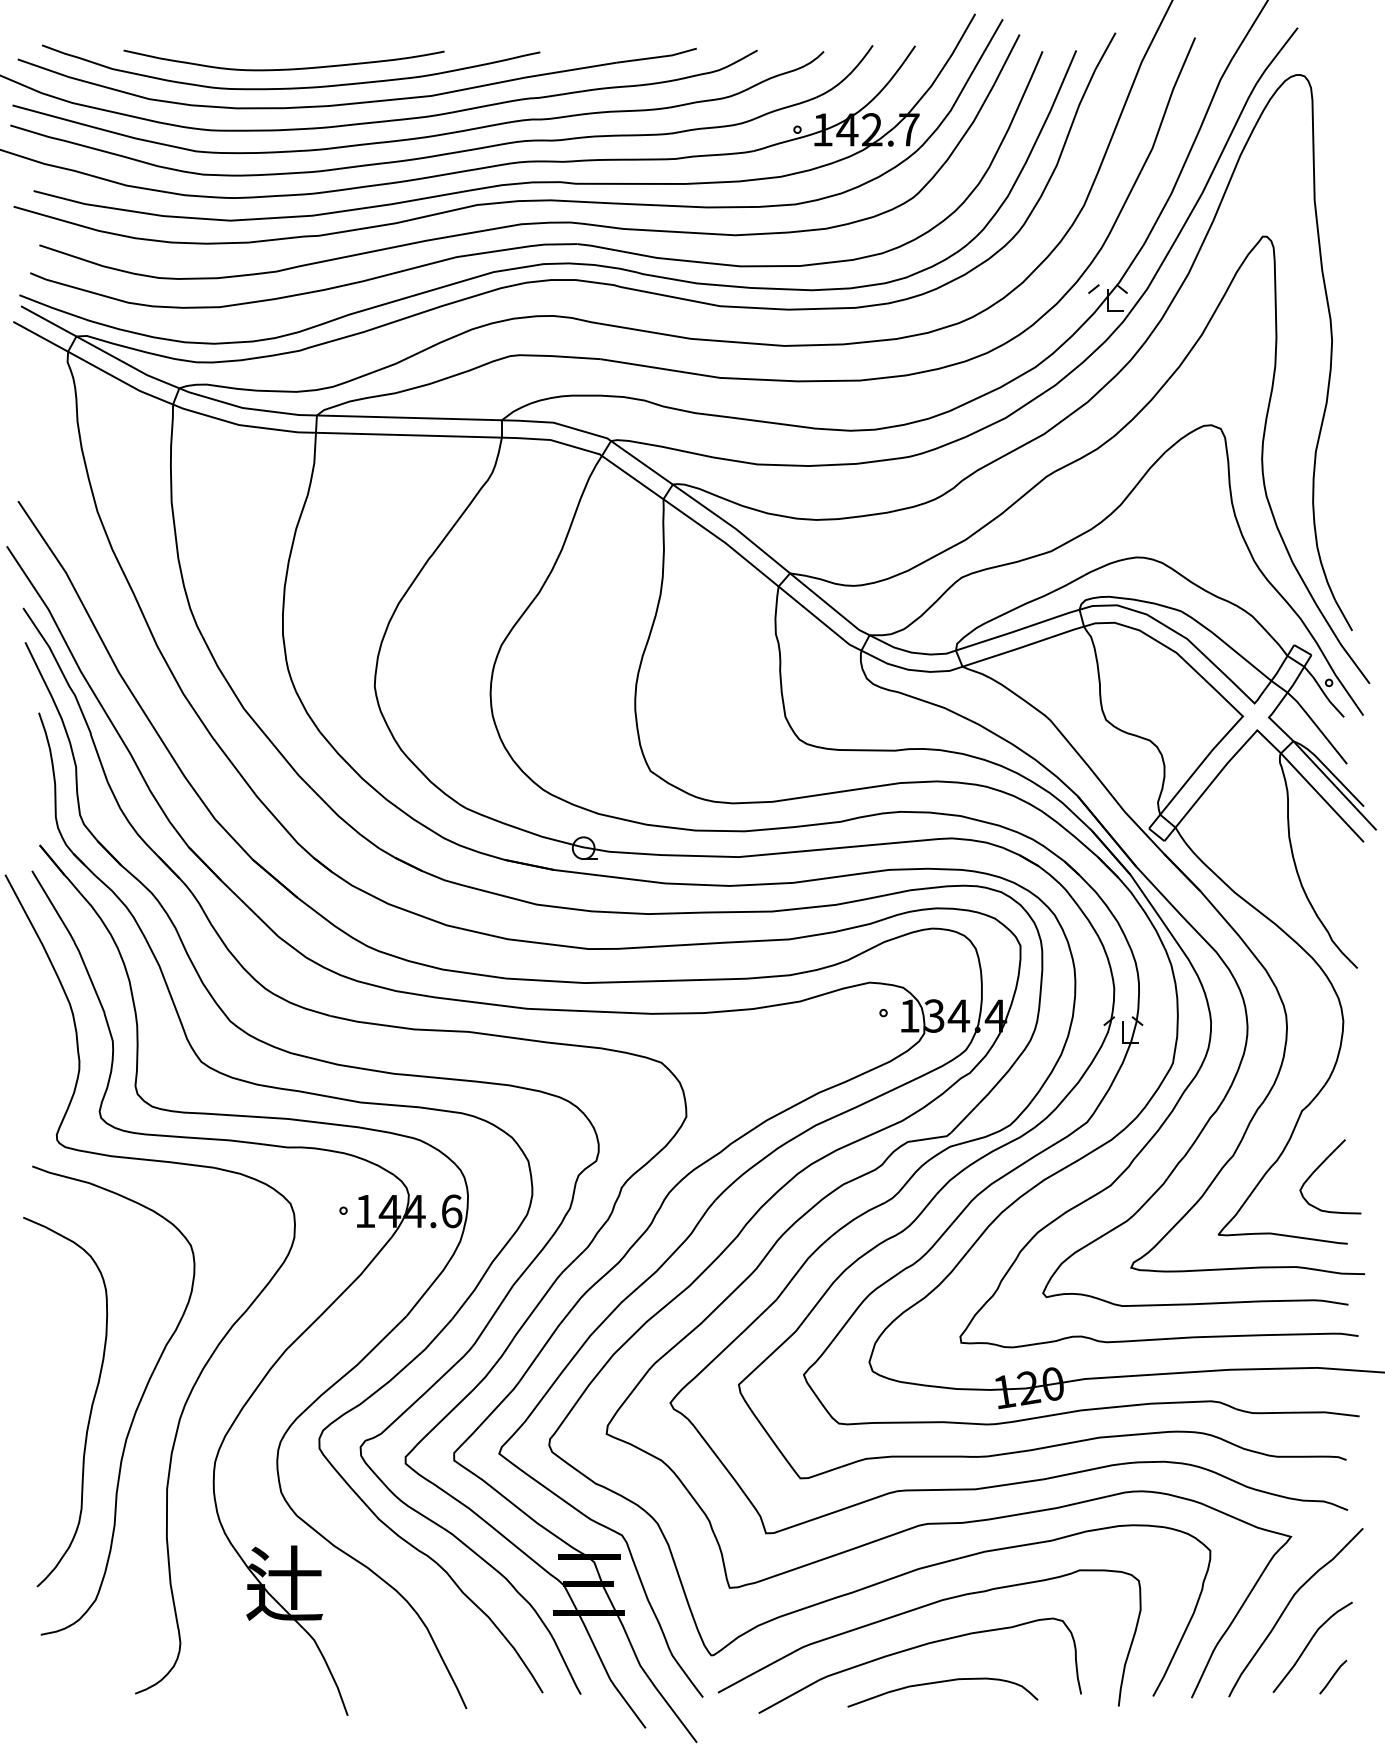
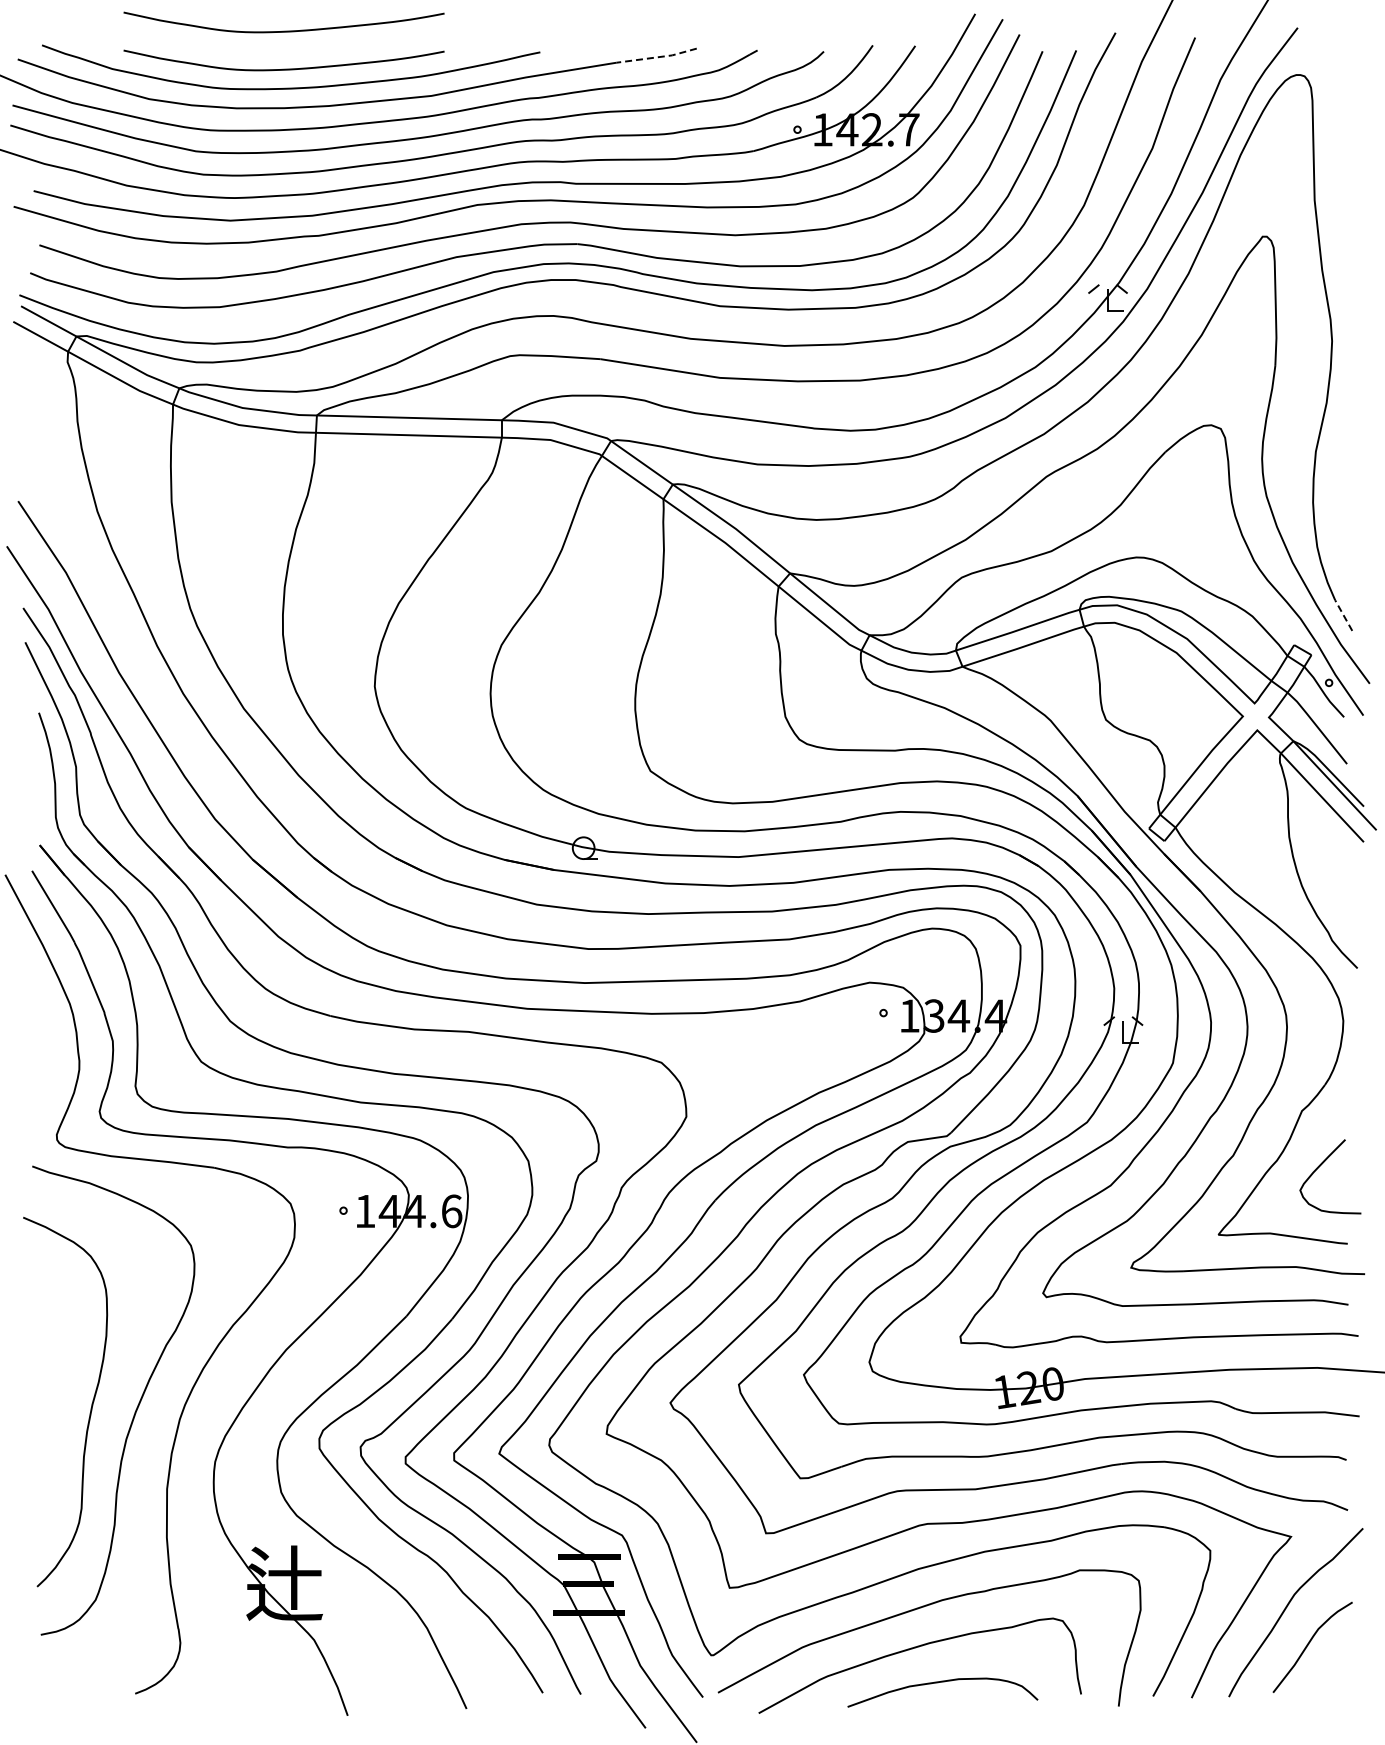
curve: none -> present (283, 30)
line: solid -> dashed (657, 57)
line: solid -> dashed (1343, 615)
line: present -> none (1333, 1677)
